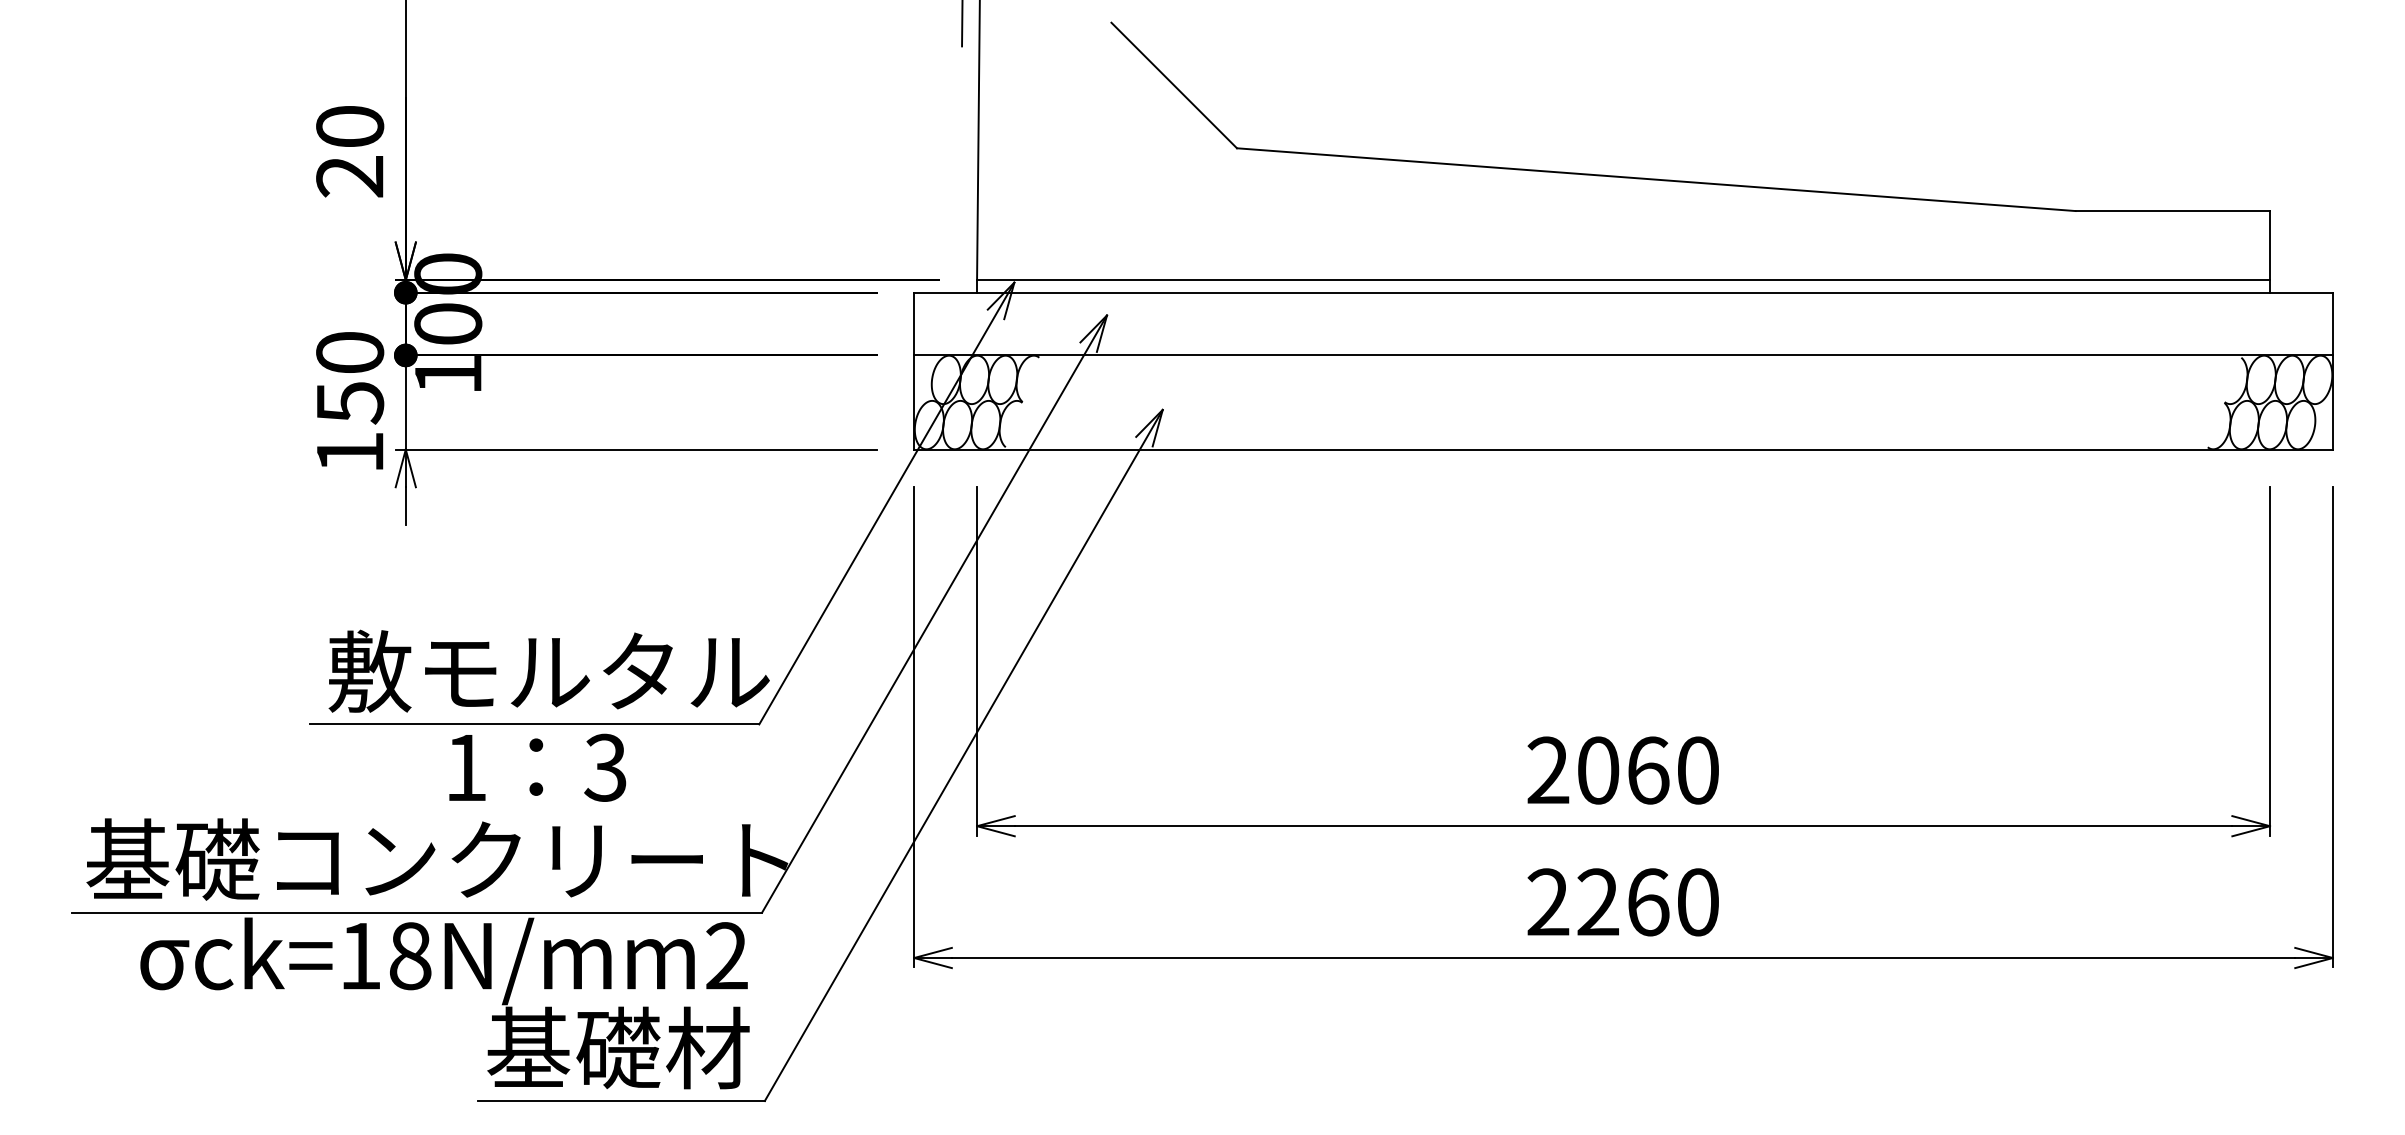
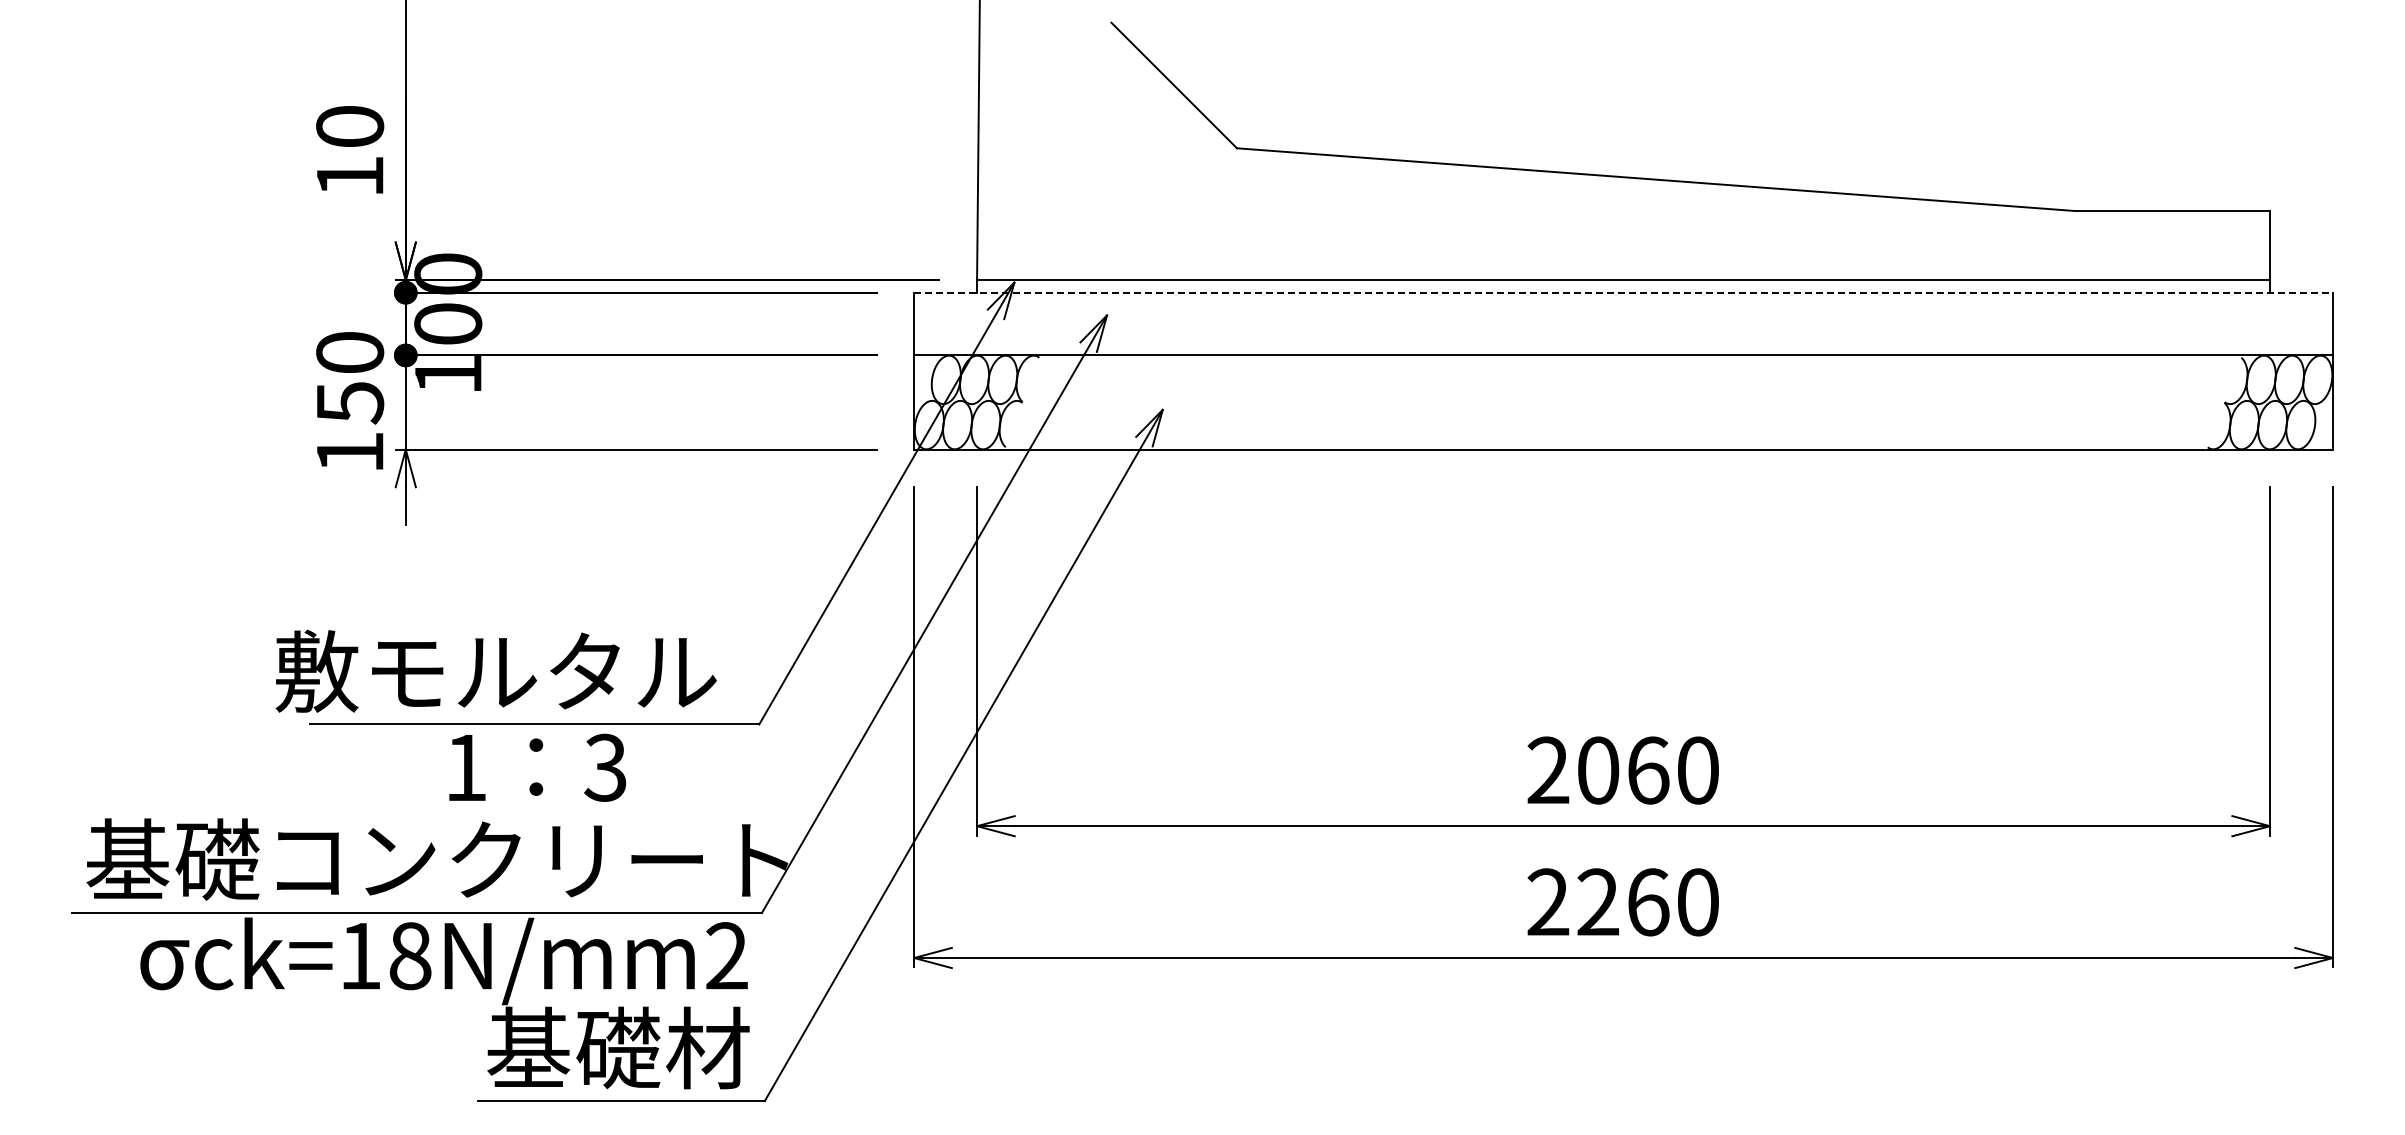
line: present -> none (962, 24)
text: 20 -> 10 (349, 176)
line: solid -> dashed (1624, 292)
text position: (548, 670) -> (495, 670) (495, 670)
